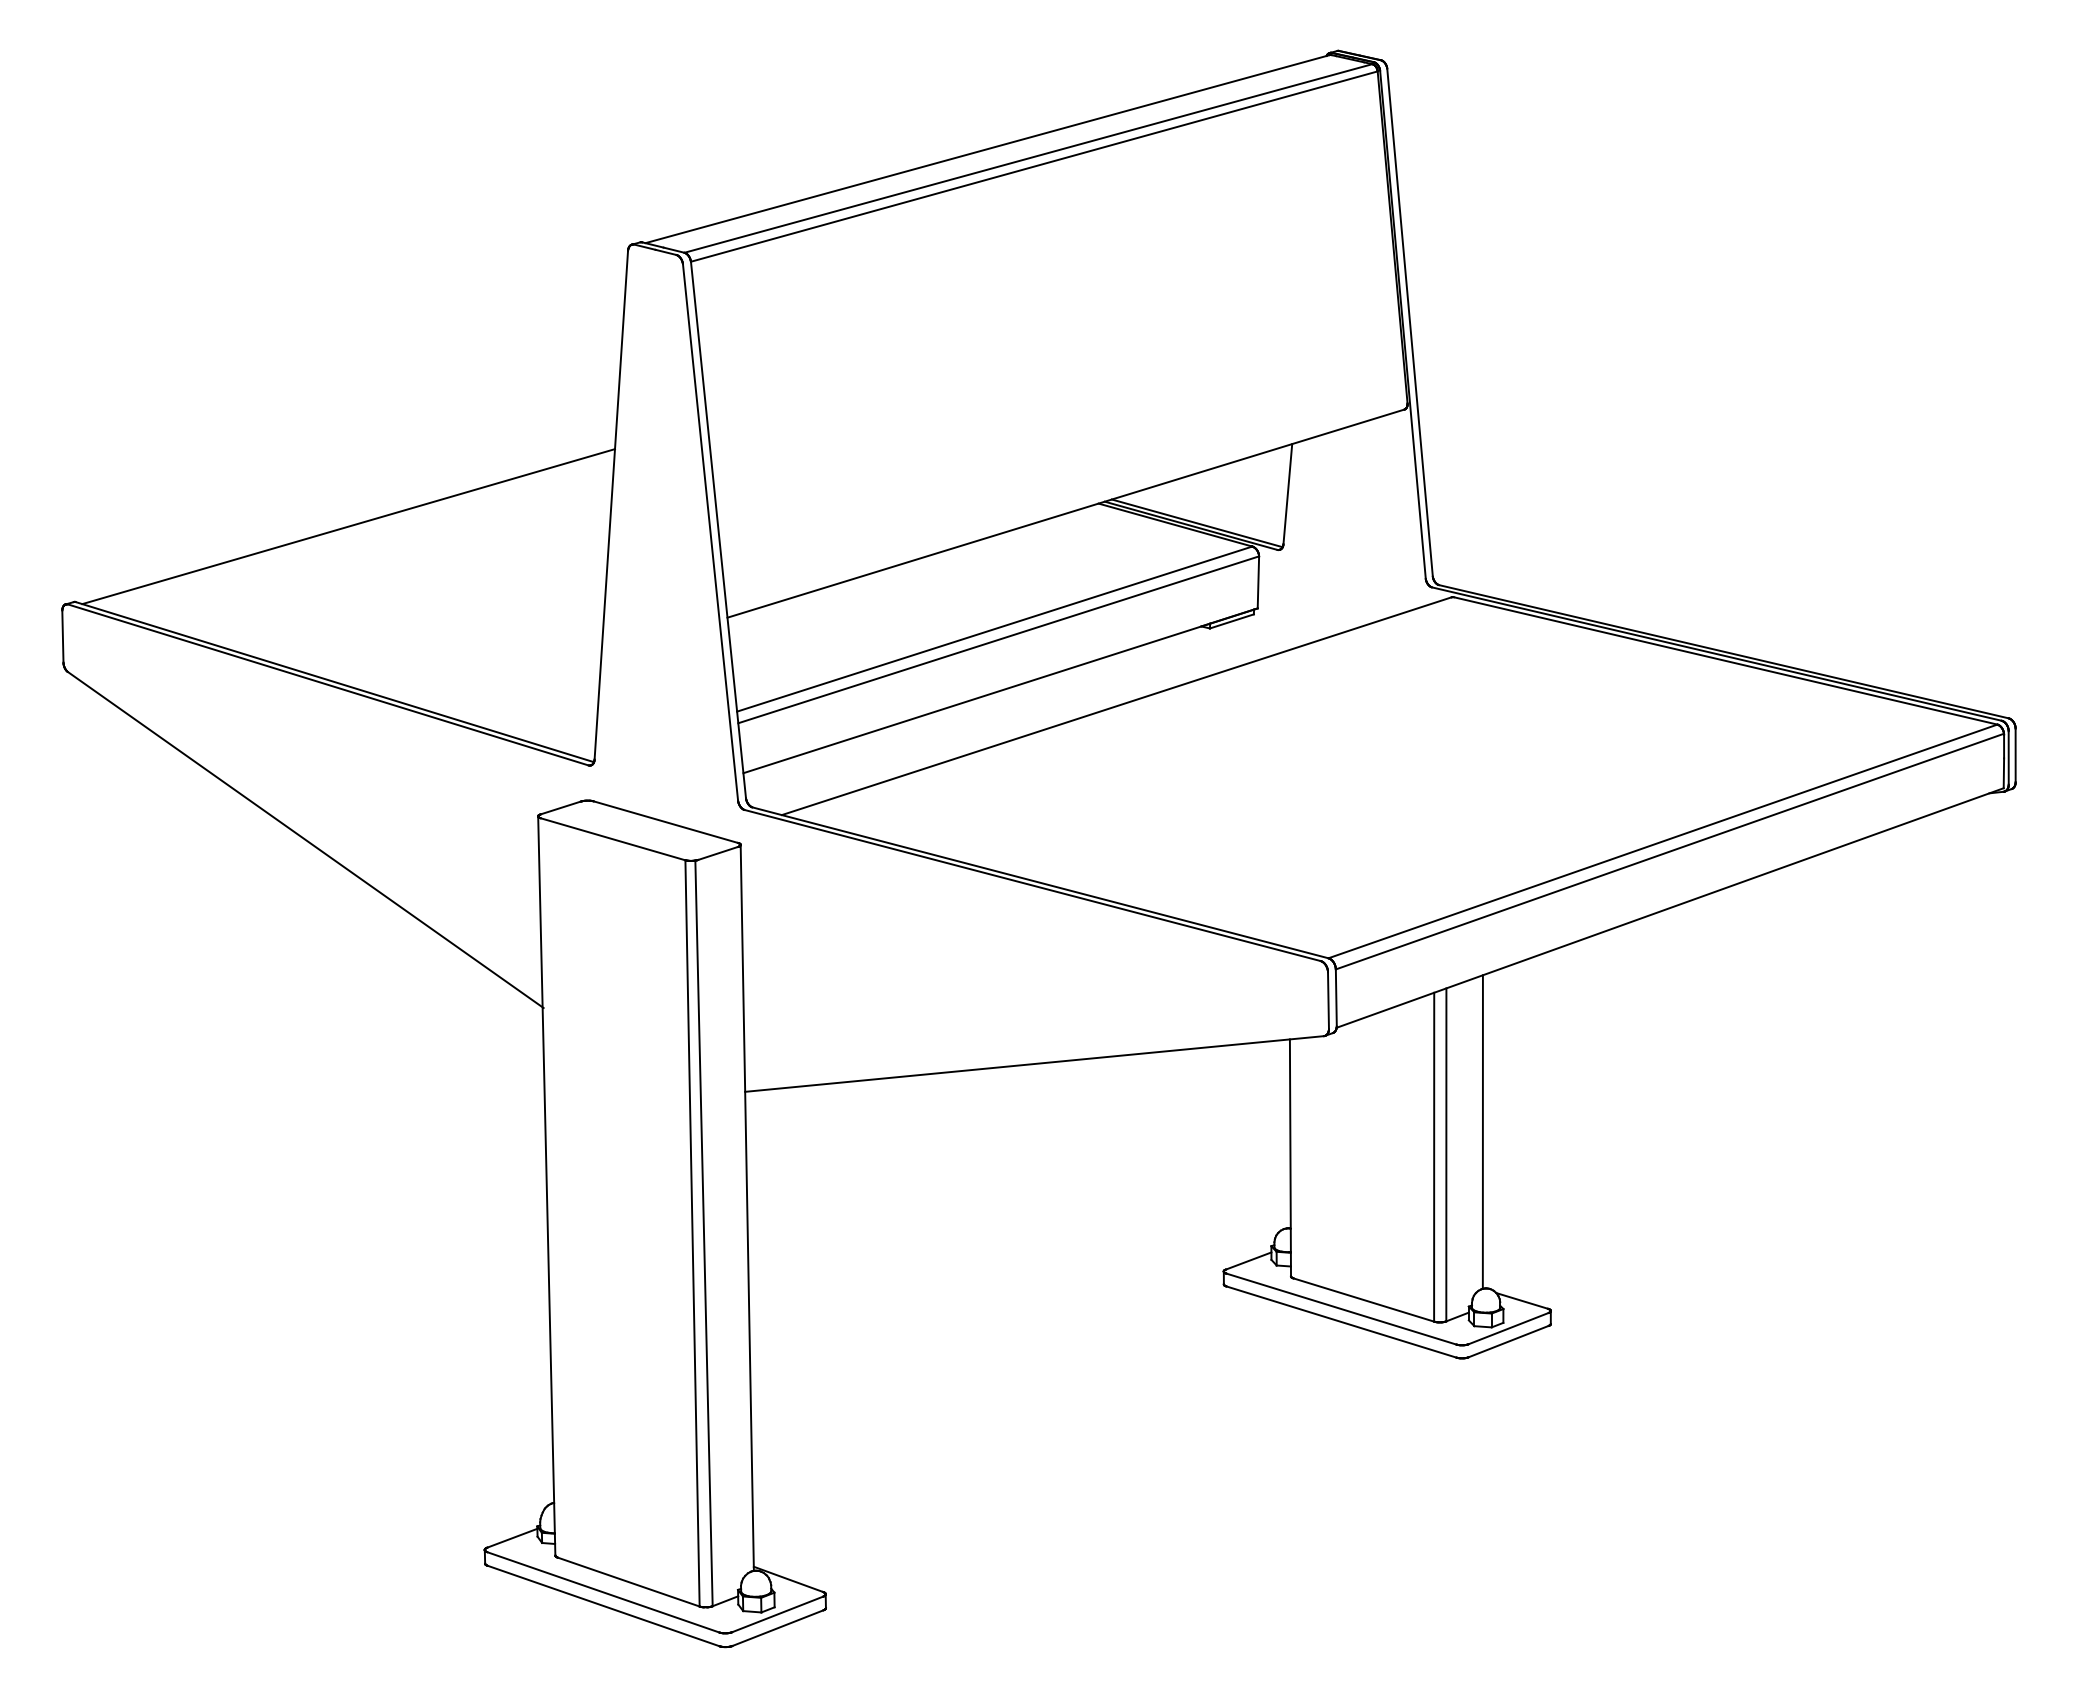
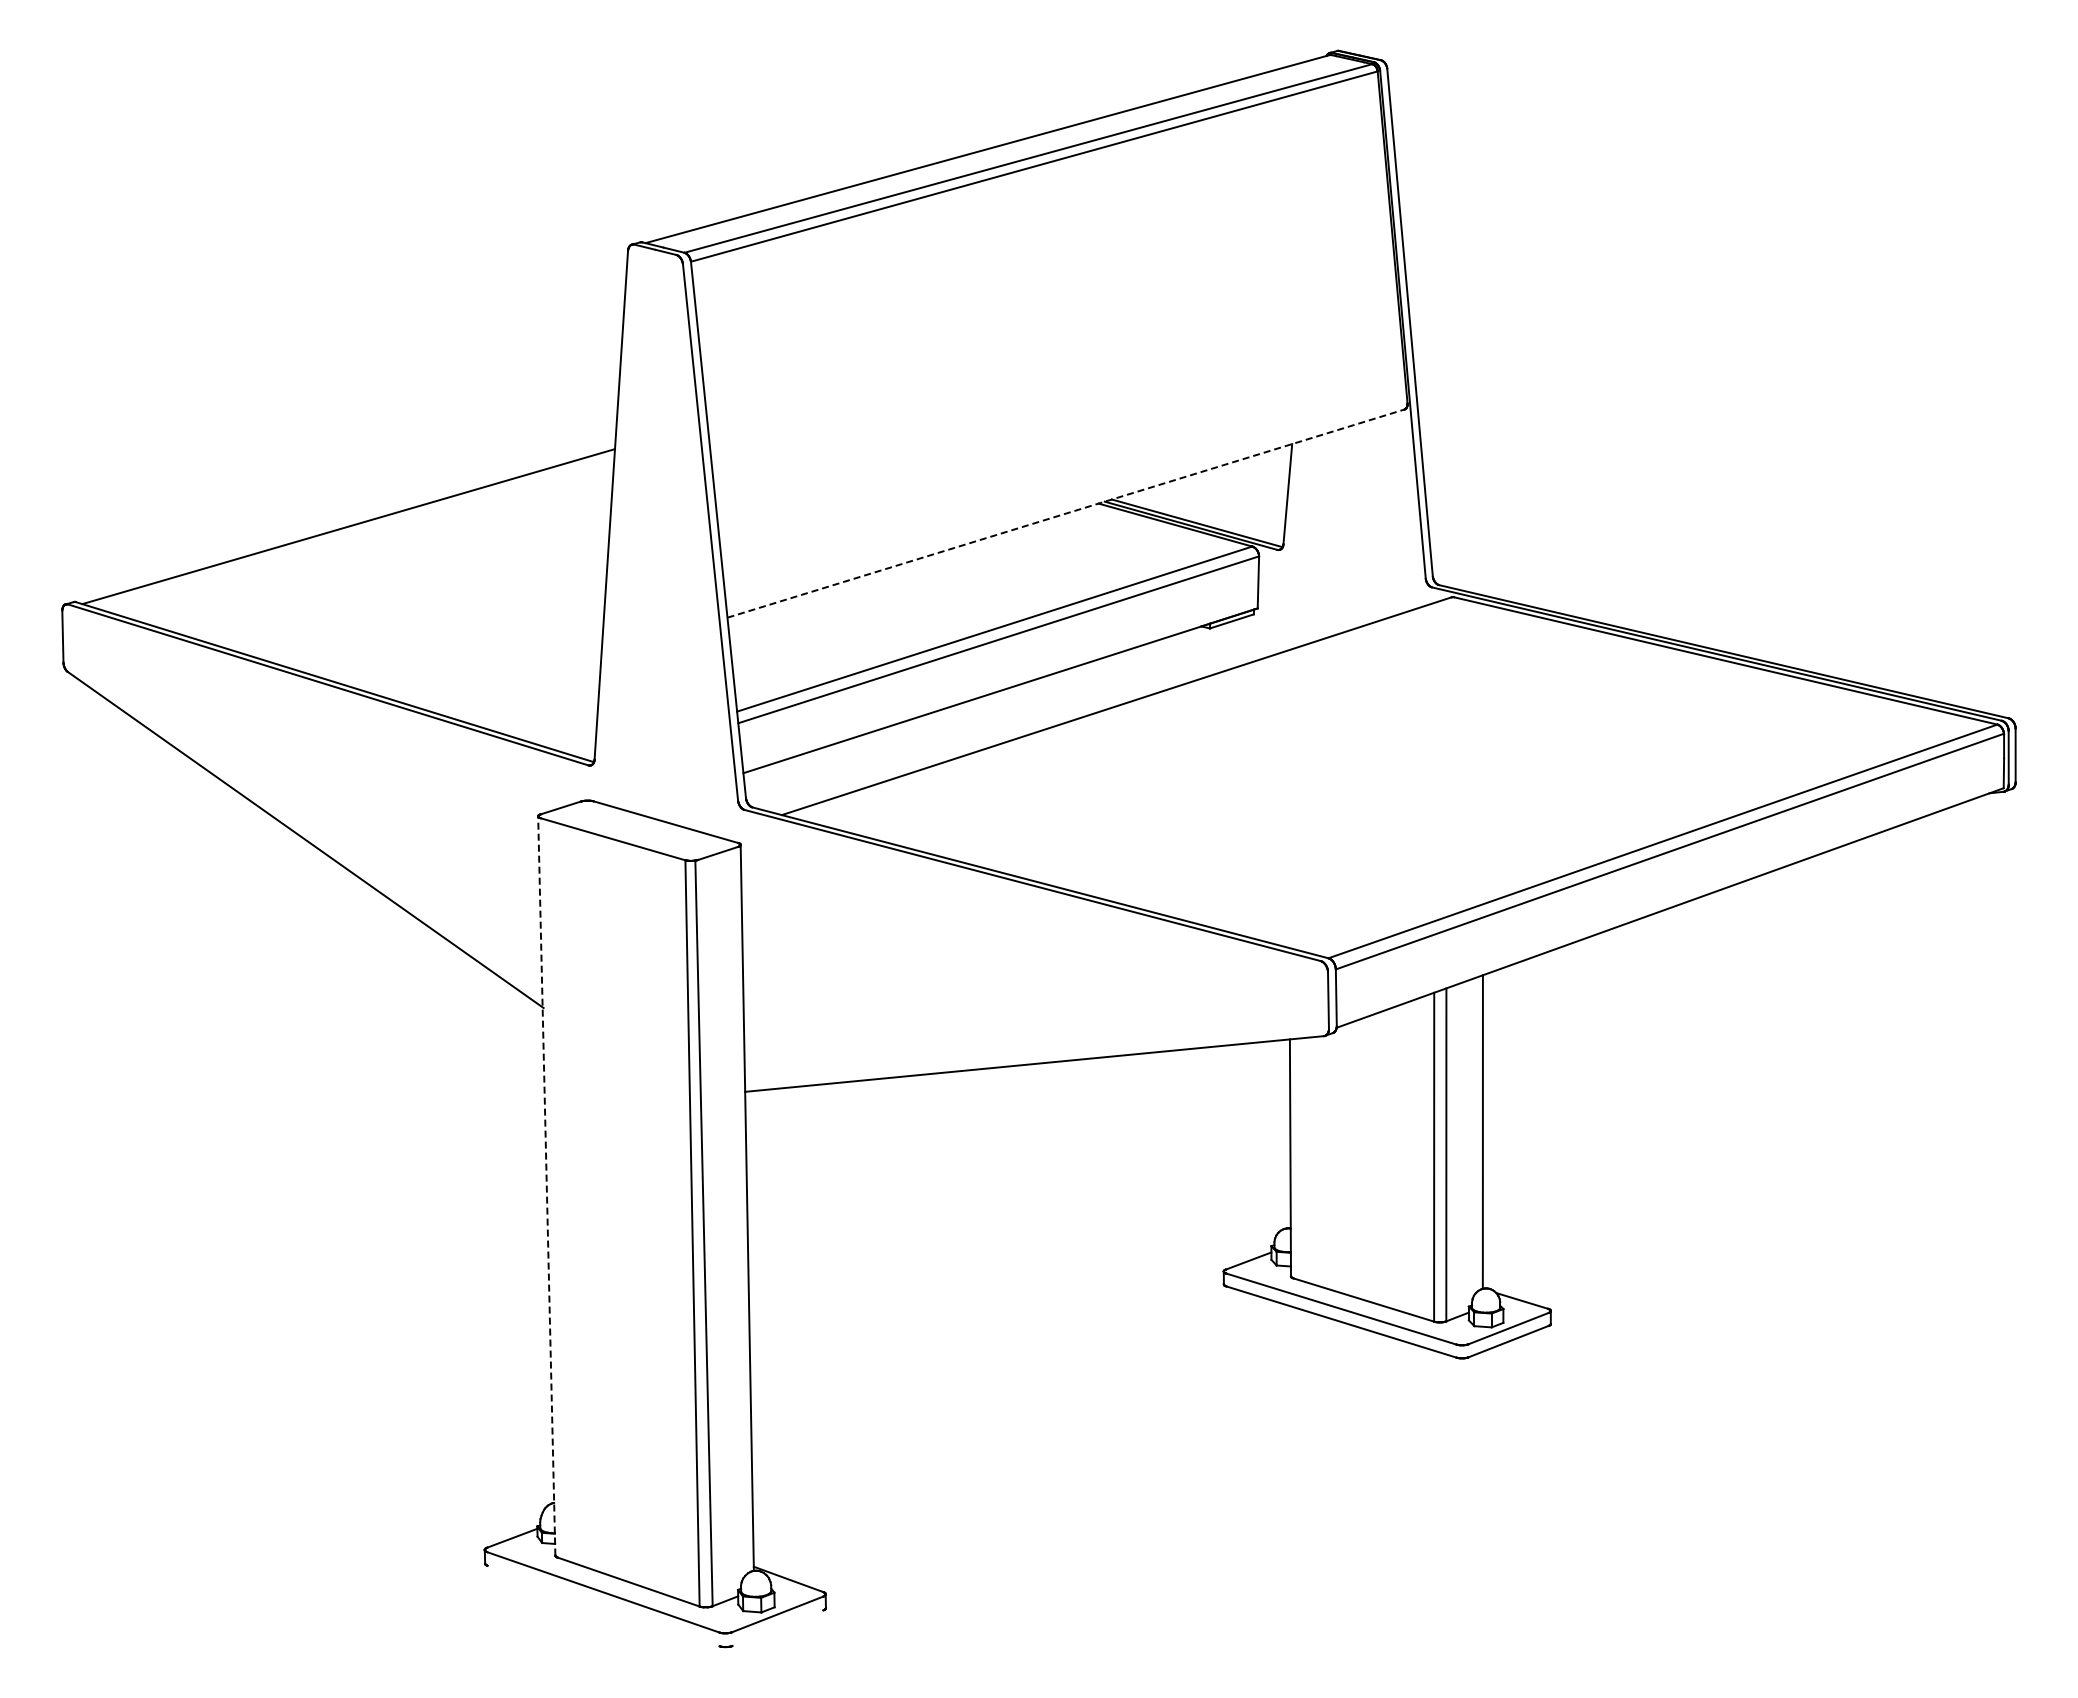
line: solid -> dashed (1066, 513)
line: solid -> dashed (546, 1185)
line: present -> none (603, 1605)
line: present -> none (777, 1627)
